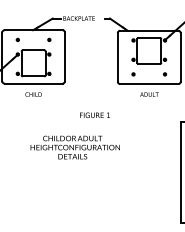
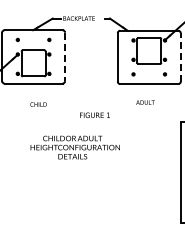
line: solid -> dashed (180, 56)
line: solid -> dashed (65, 57)
text position: (33, 94) -> (38, 104) (38, 104)
text position: (149, 94) -> (145, 102) (145, 102)
